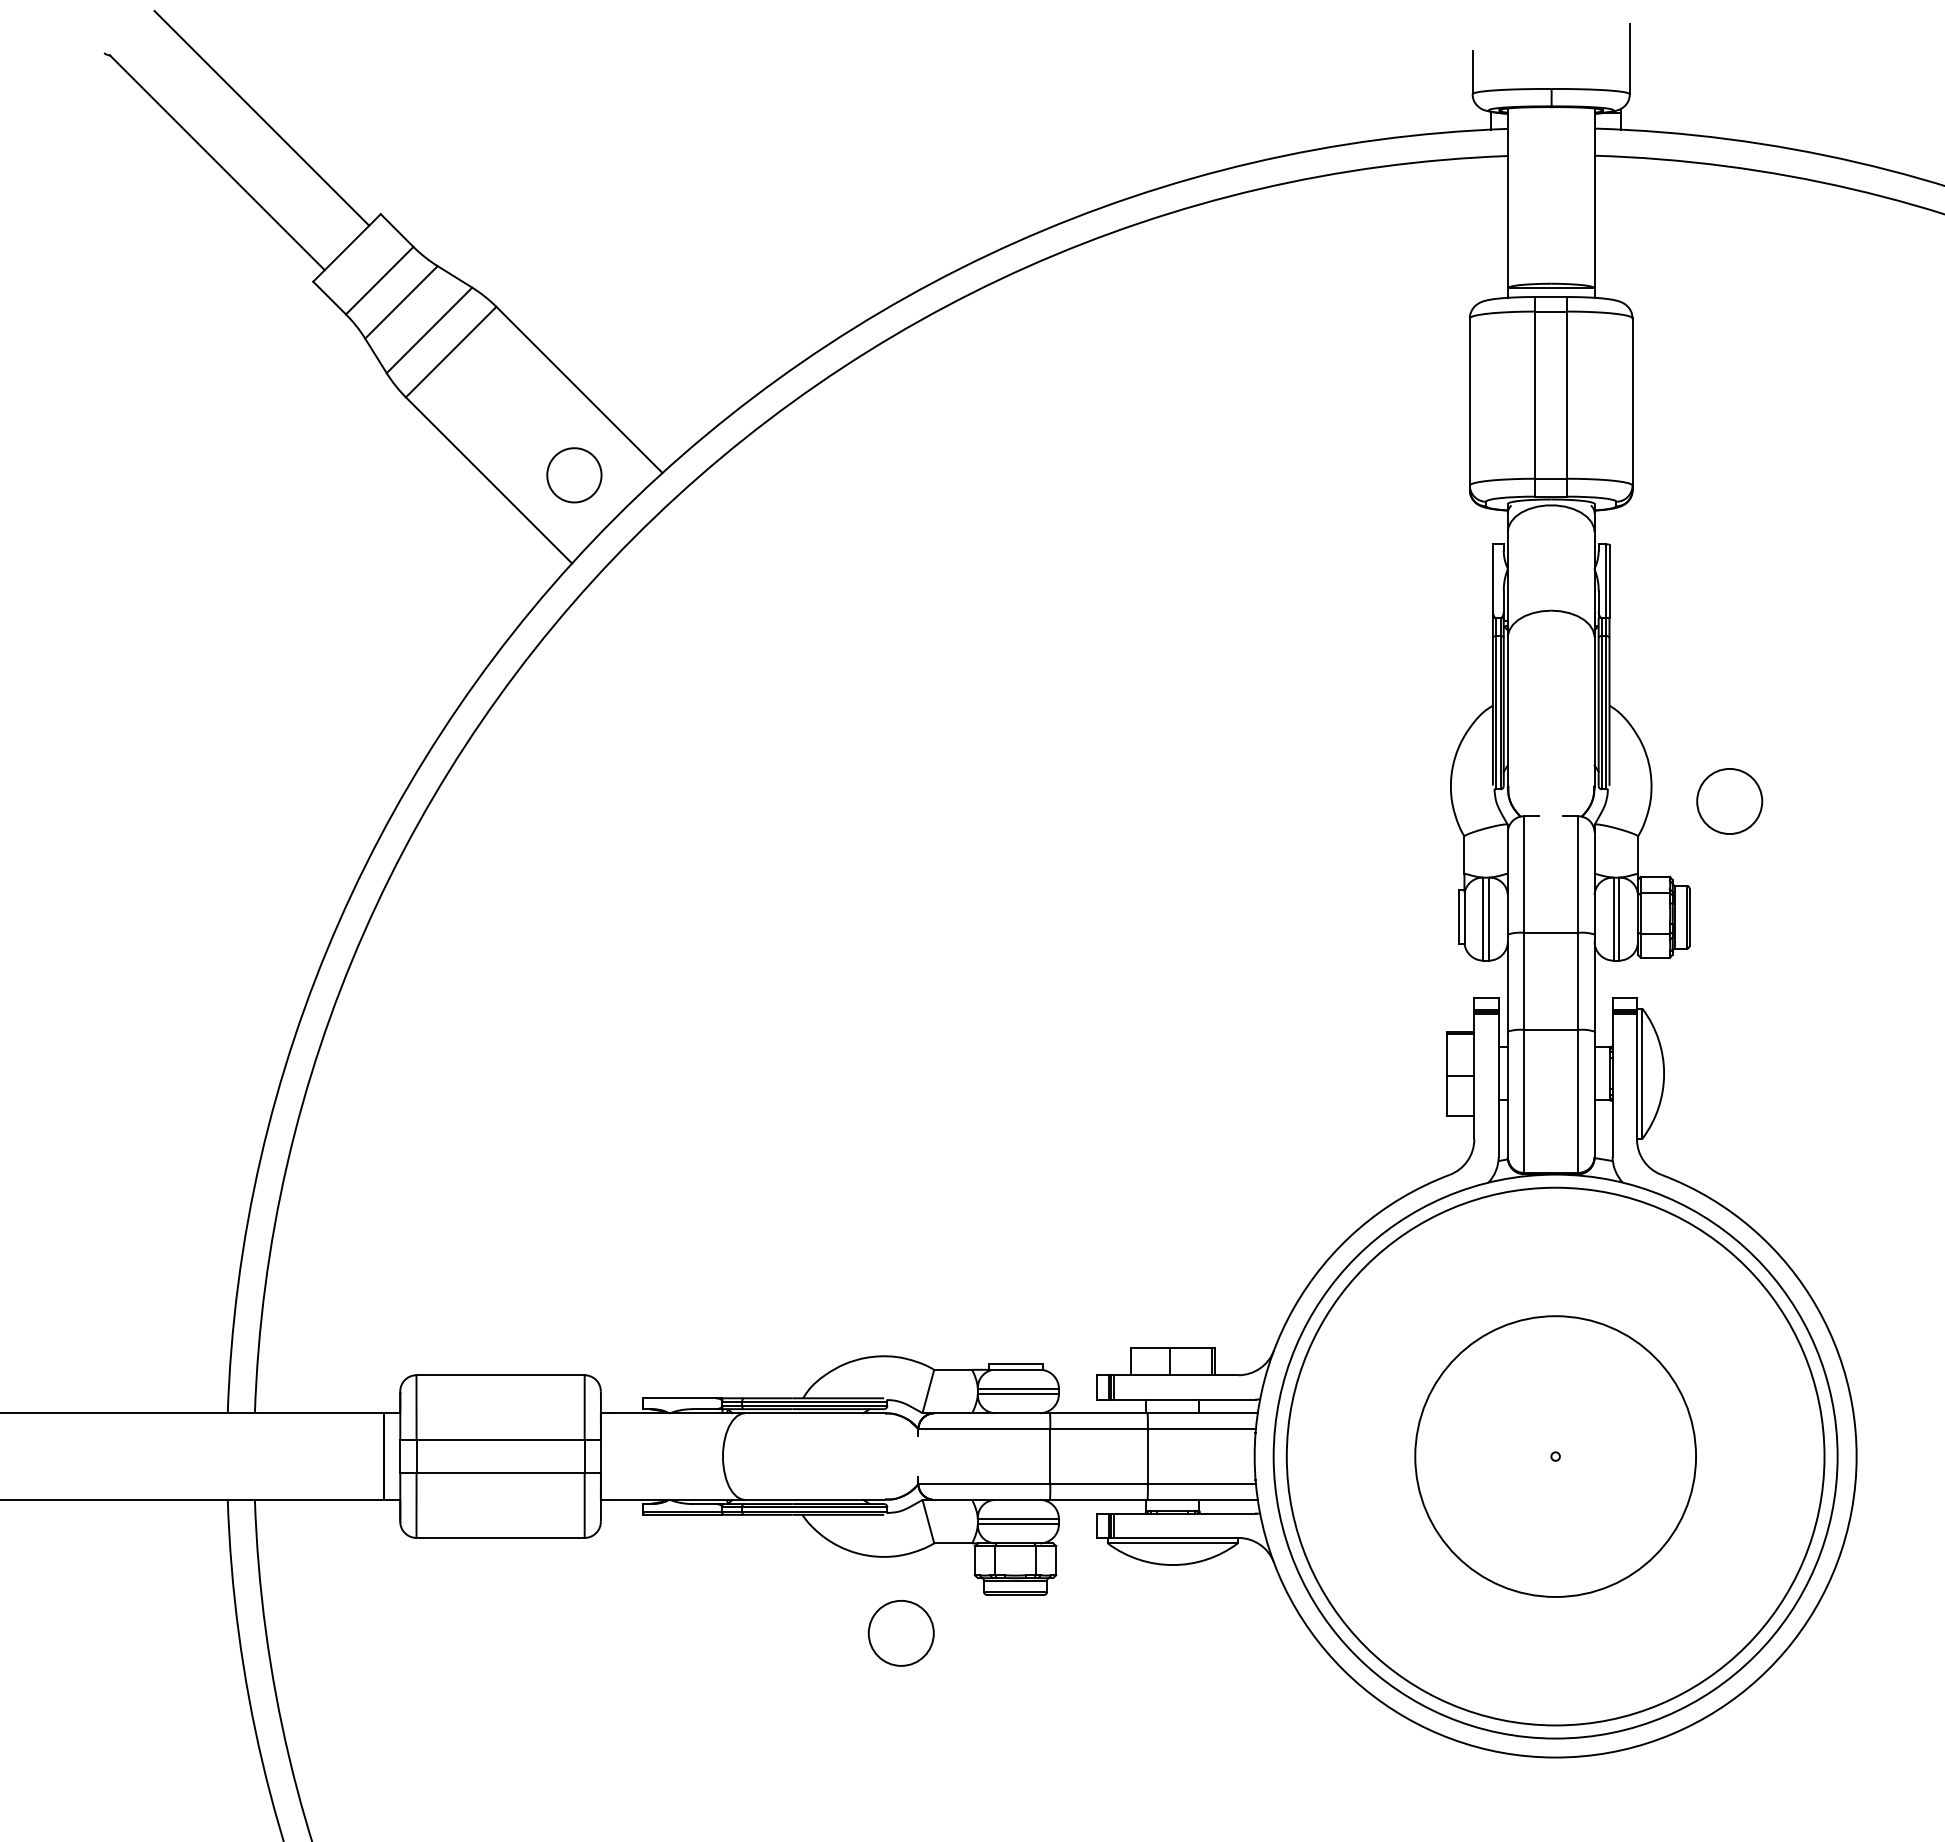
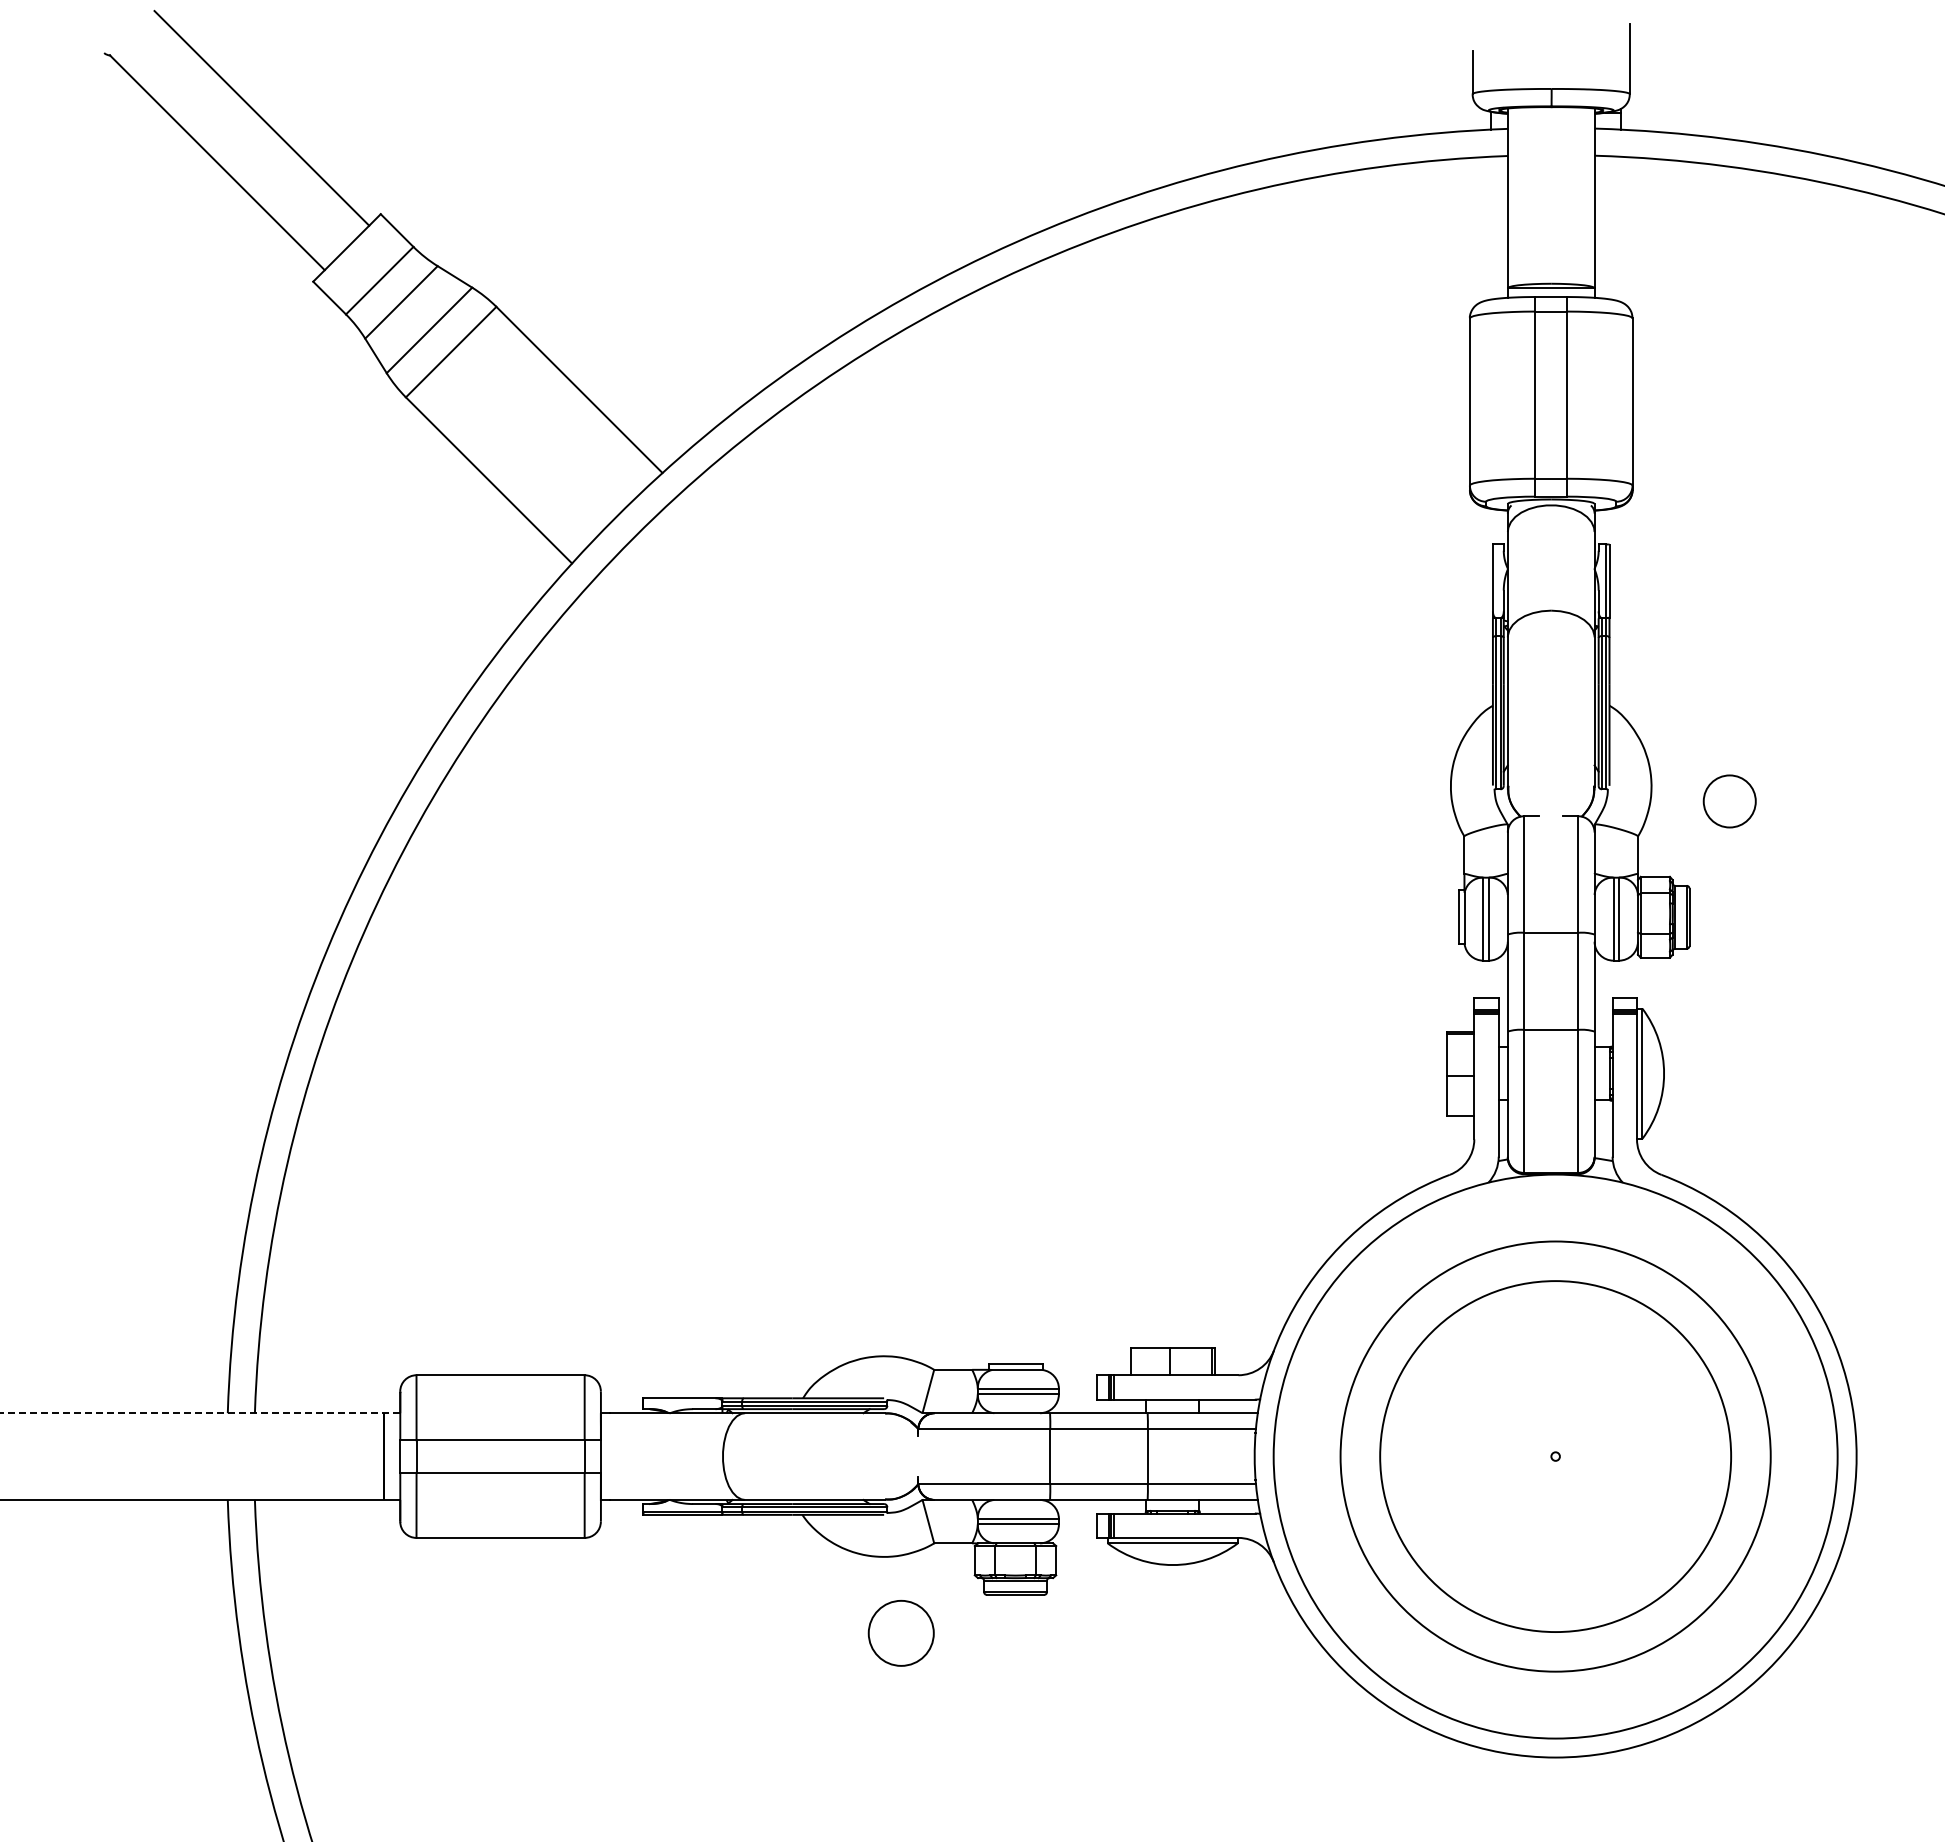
part: present -> none (574, 475)
circle size: 68x67 px -> 55x55 px (1729, 801)
line: solid -> dashed (200, 1413)
circle diameter: 281 px -> 351 px (1555, 1456)
circle diameter: 538 px -> 430 px (1555, 1456)
